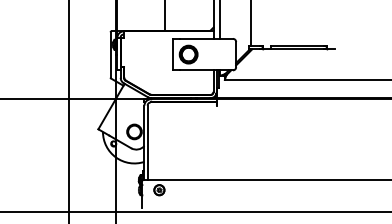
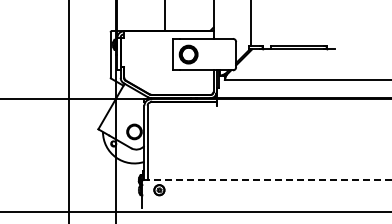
line: present -> none (220, 20)
line: solid -> dashed (267, 179)
